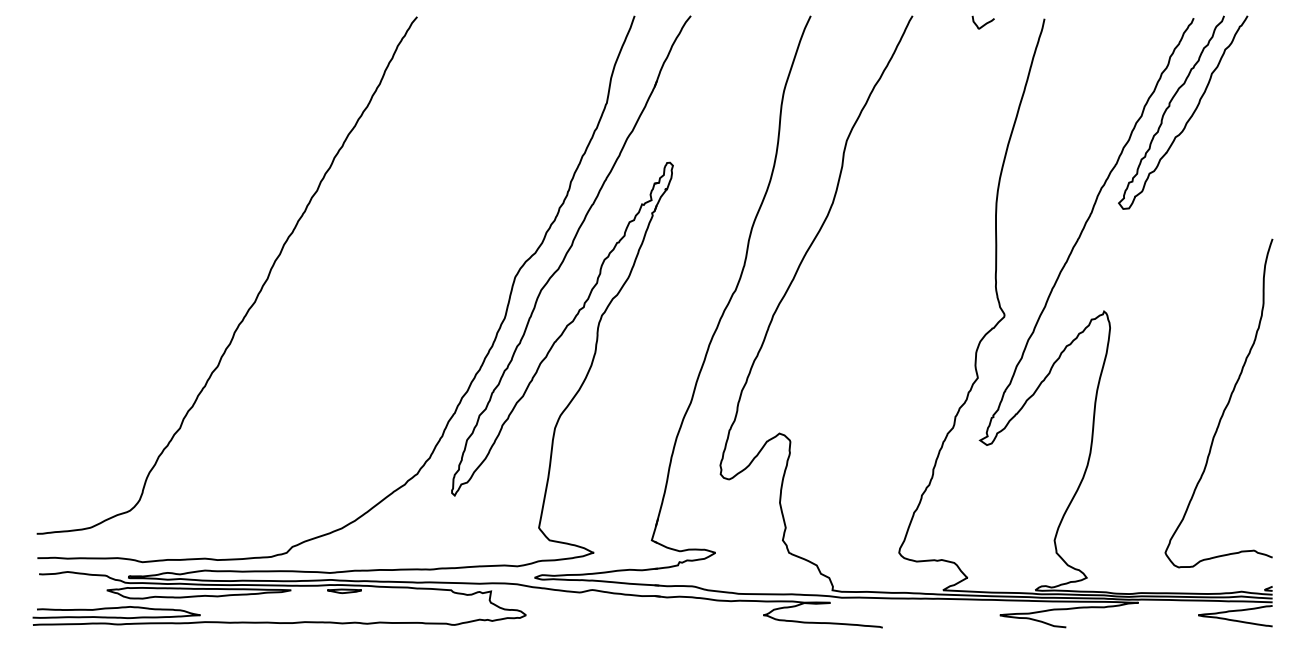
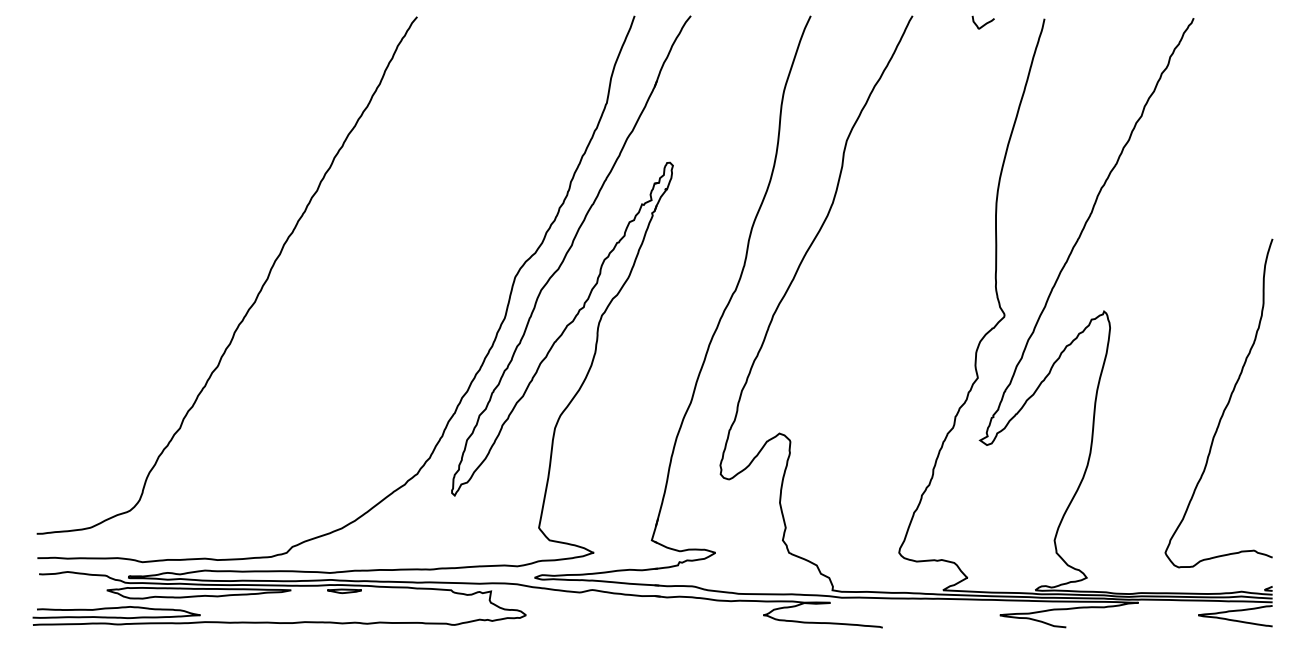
curve: present -> none (1189, 117)
